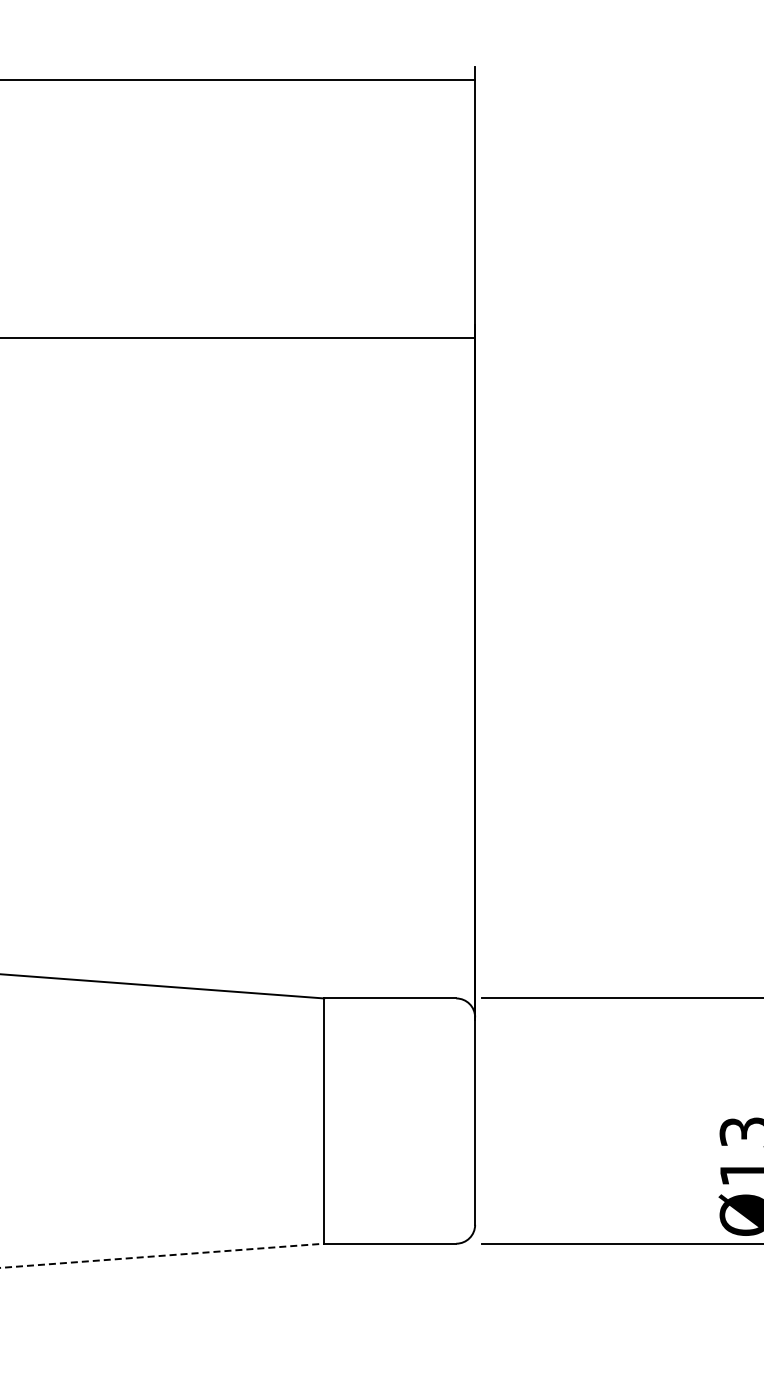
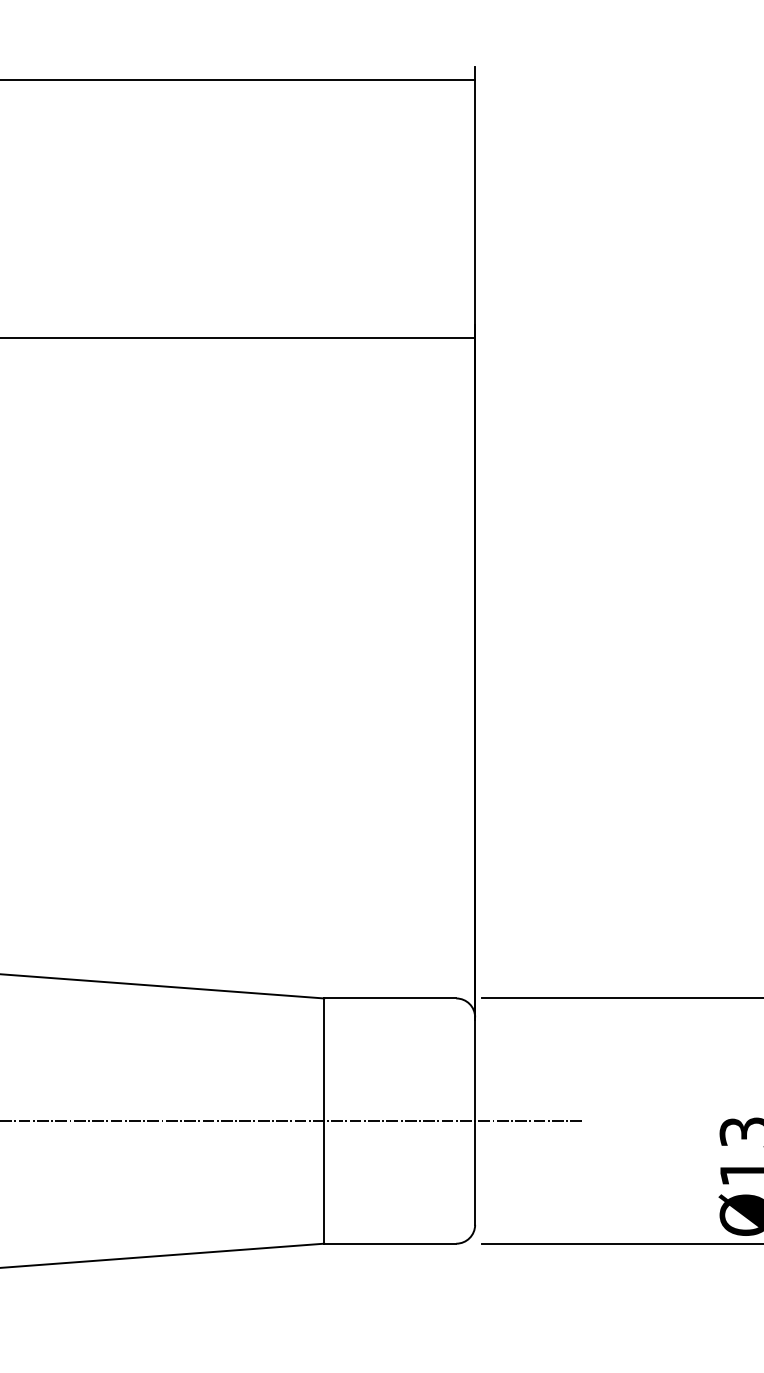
line: none -> present (293, 1121)
line: dashed -> solid (162, 1255)
